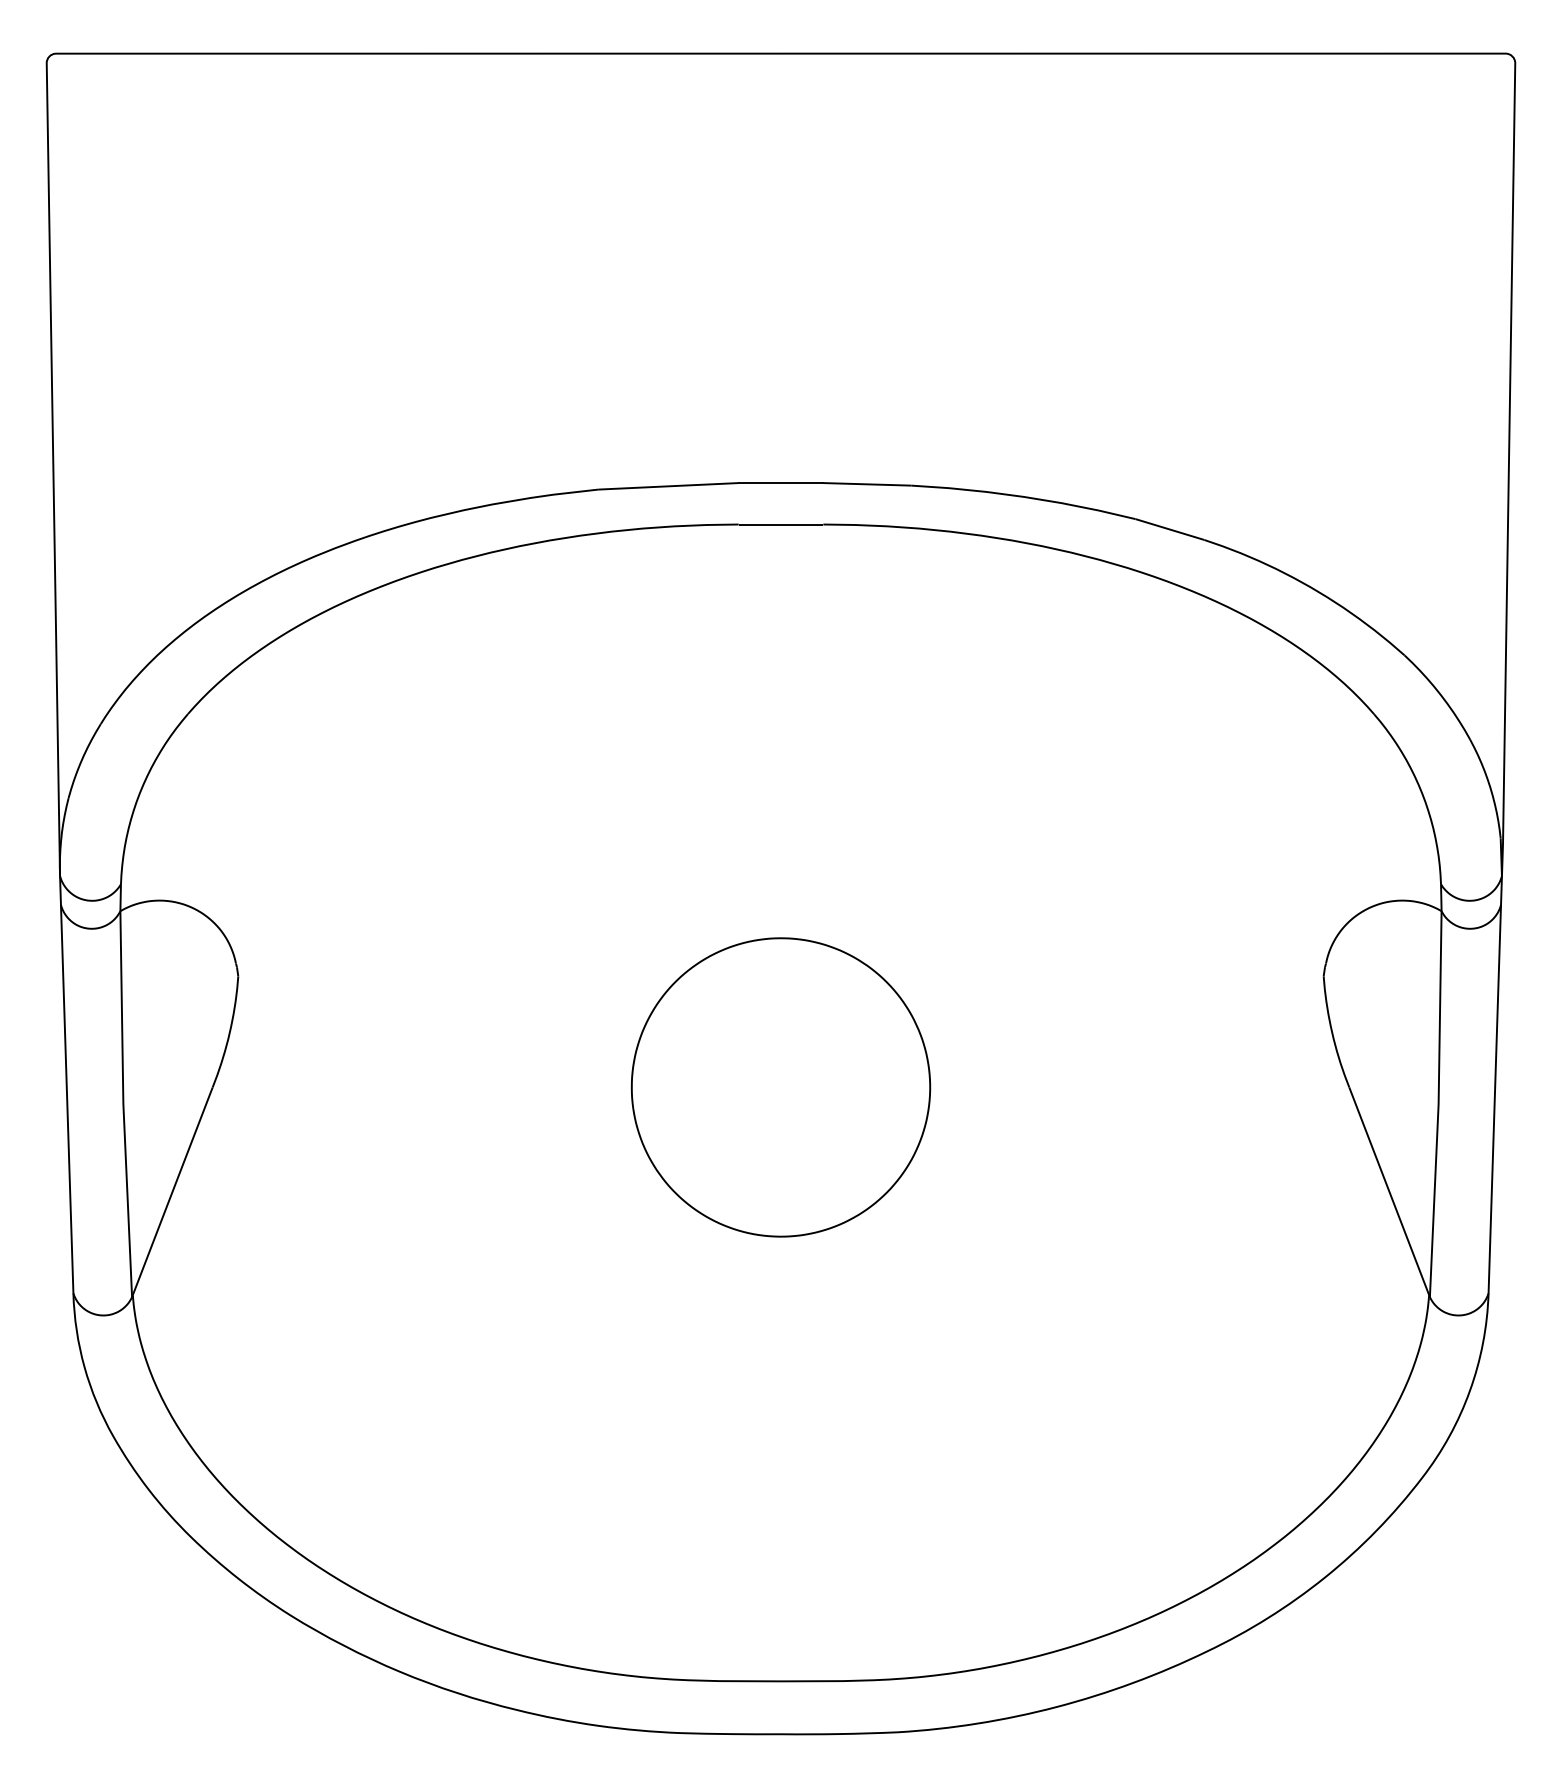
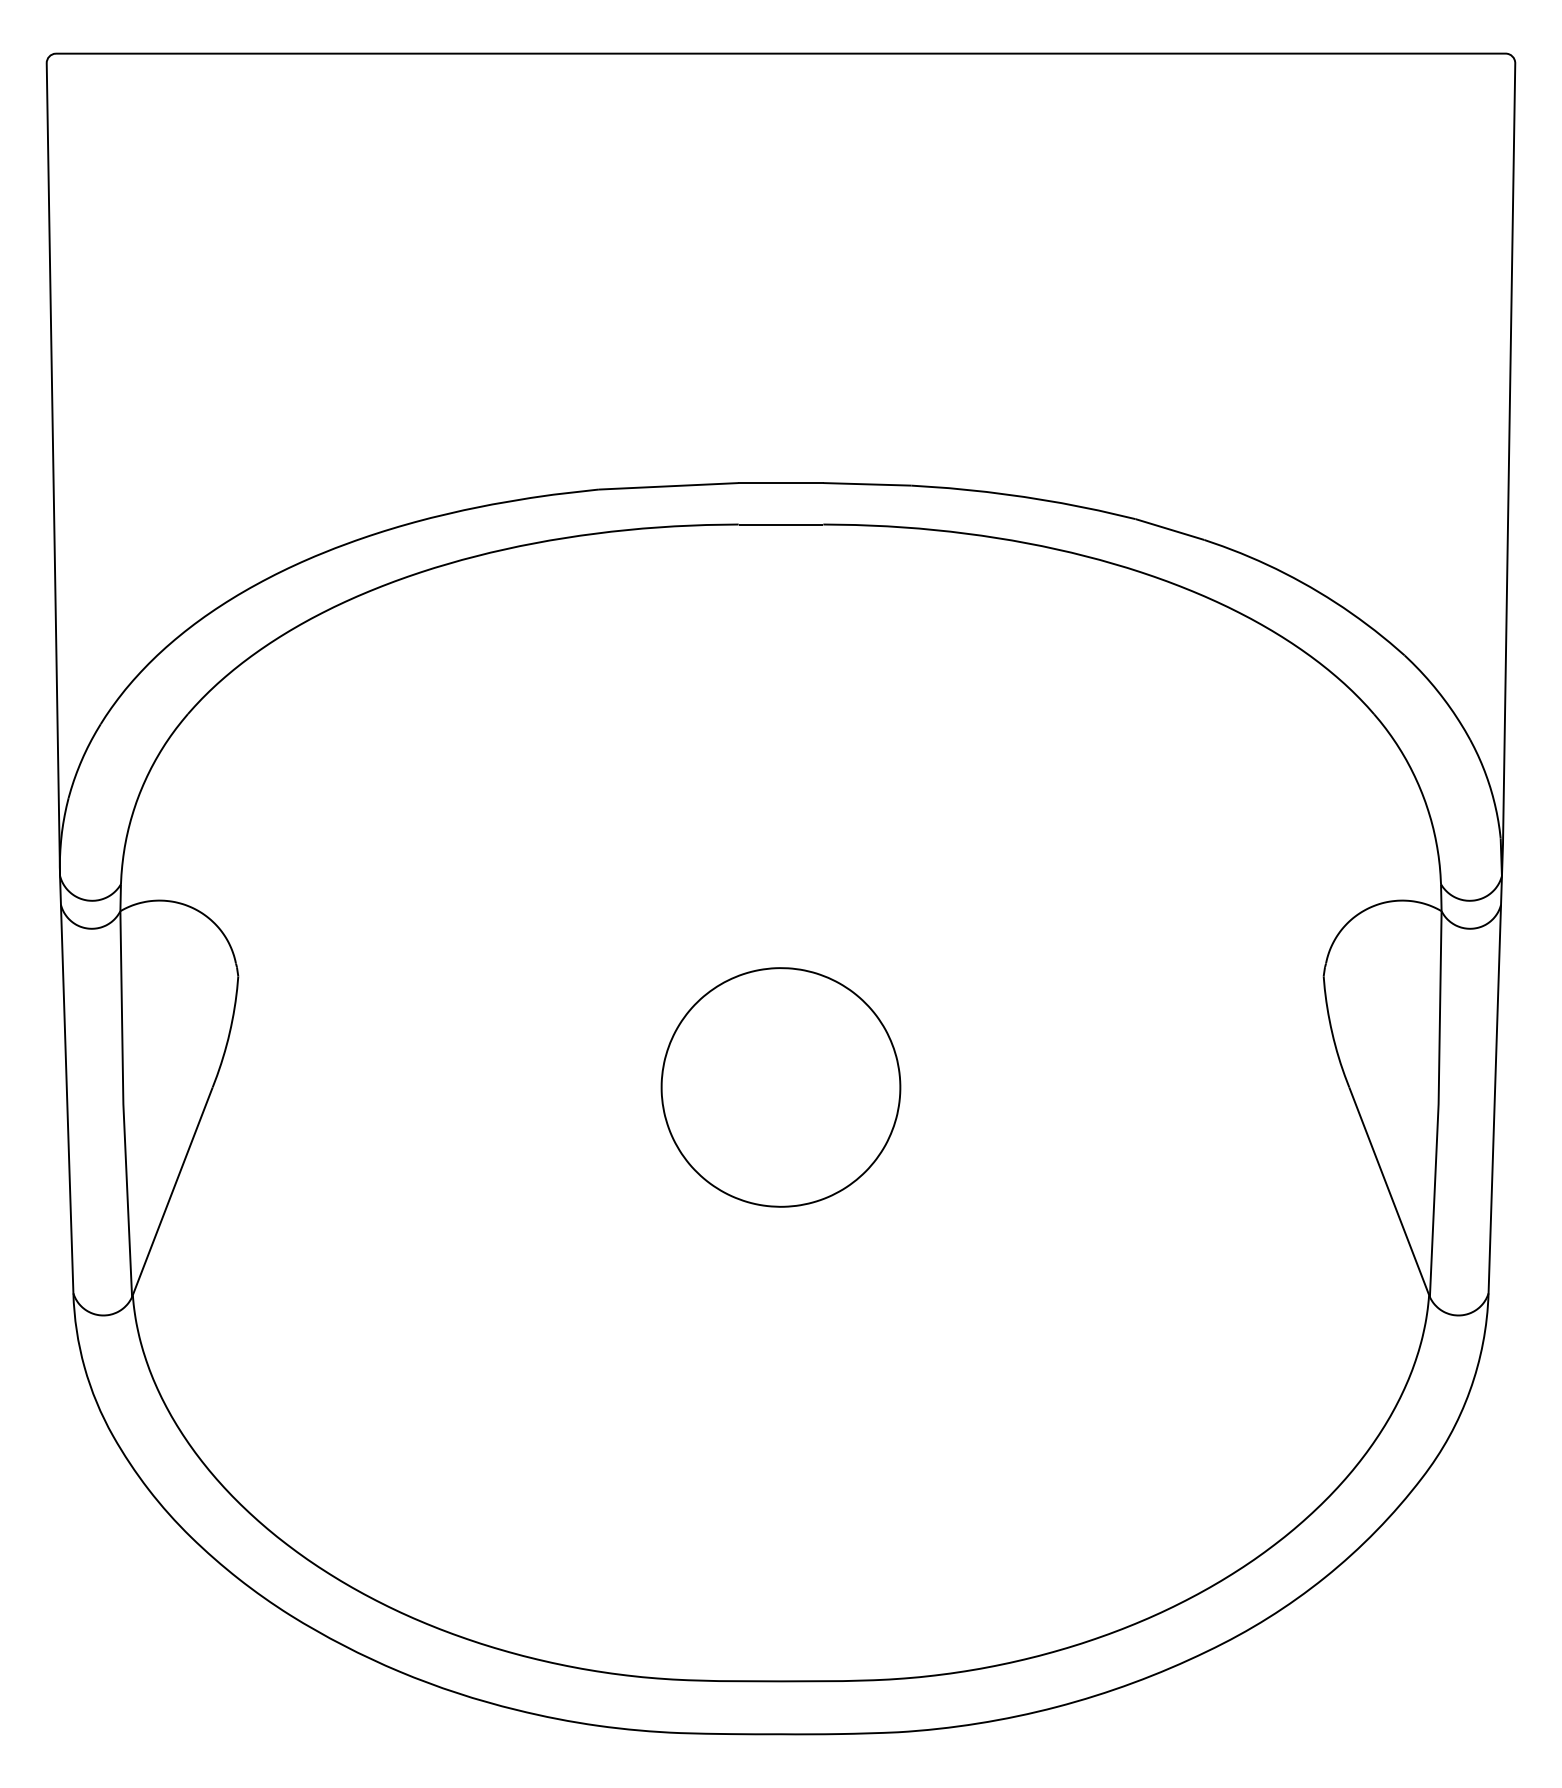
part size: 302x301 px -> 242x241 px (780, 1087)
